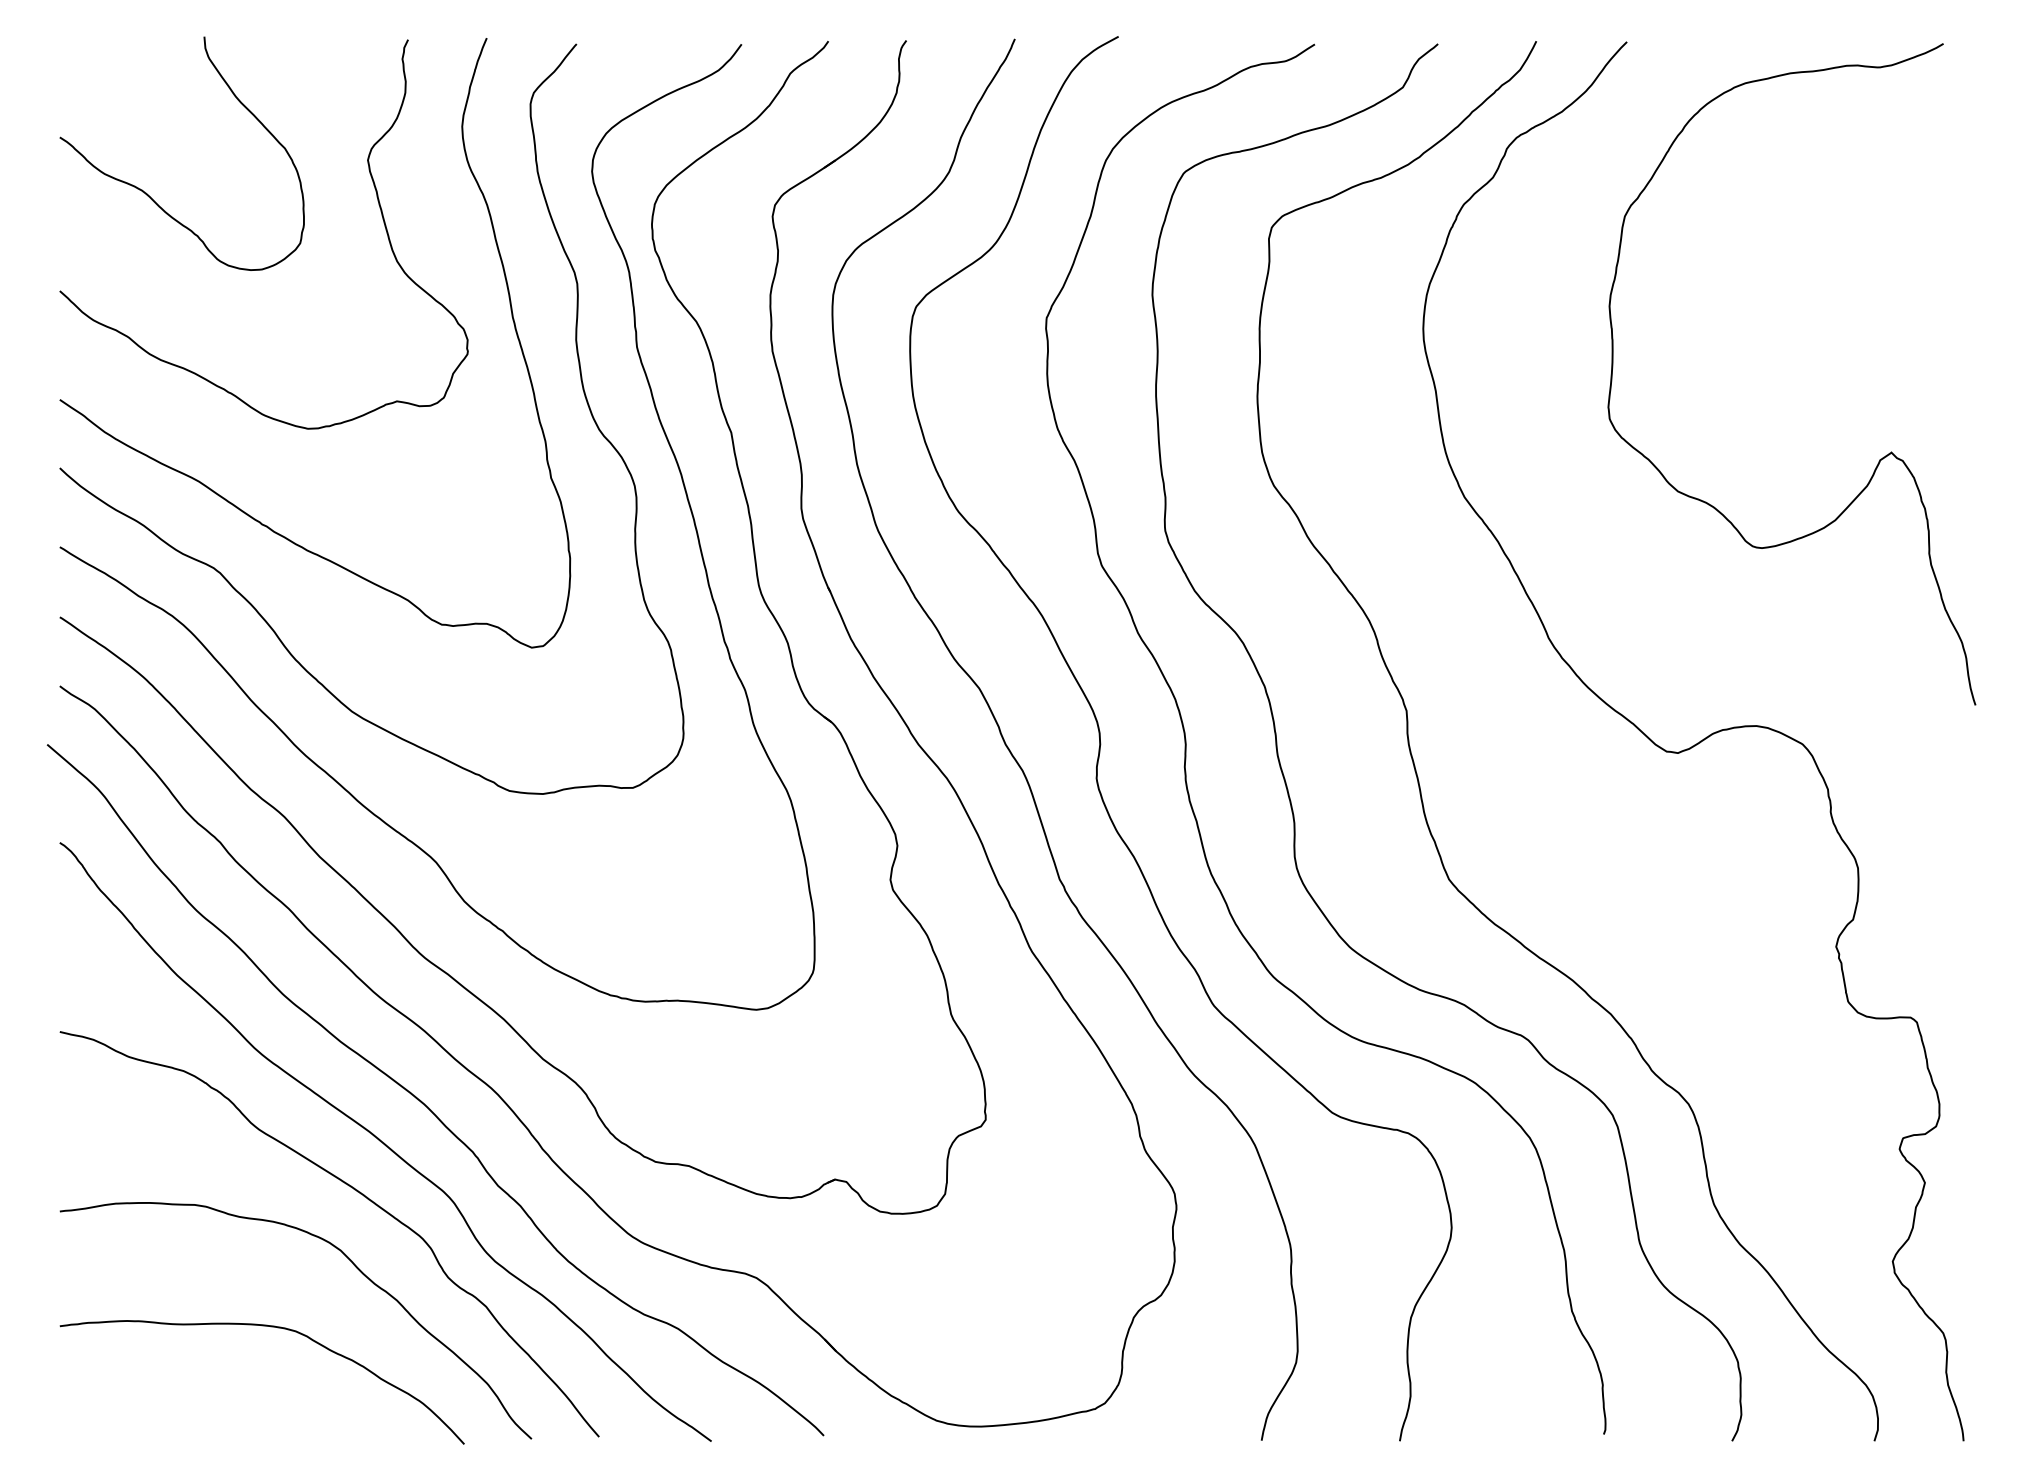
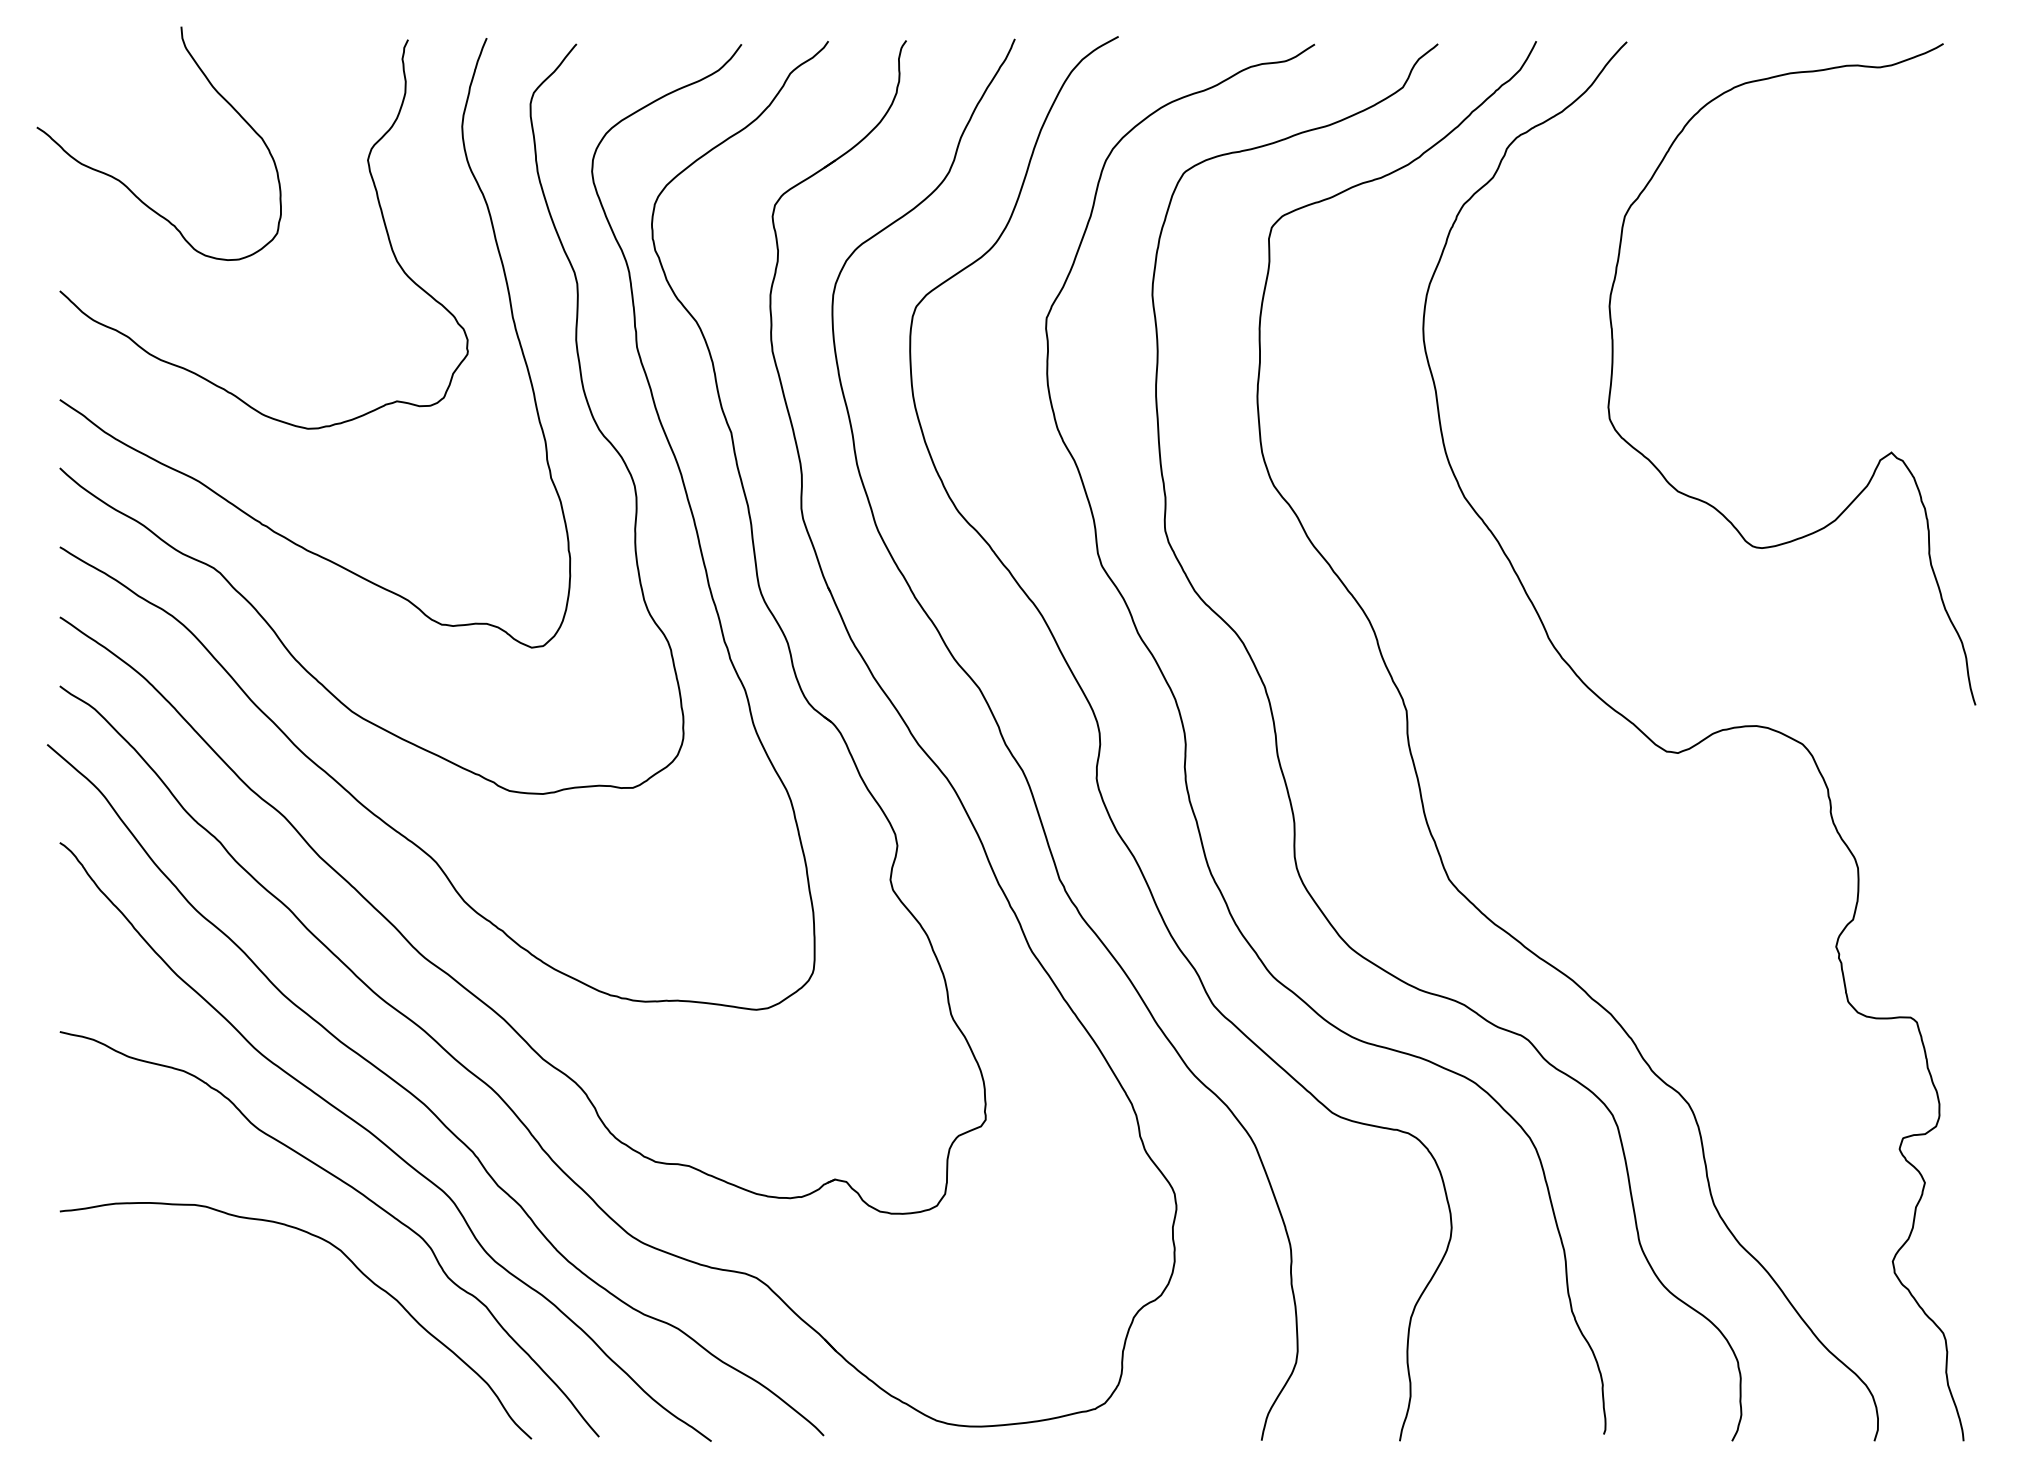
curve position: (146, 192) -> (123, 182) (123, 182)
curve: present -> none (270, 1327)
